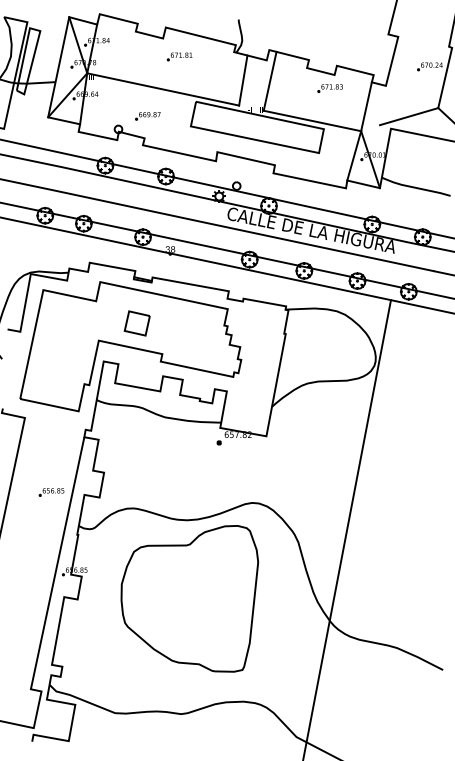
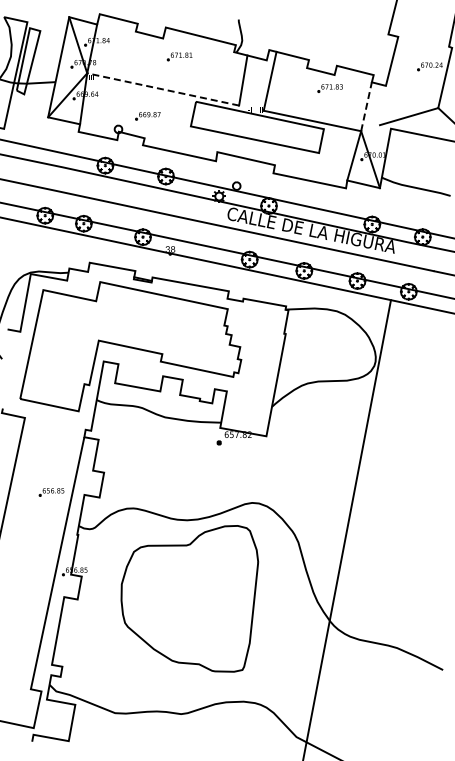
line: solid -> dashed (163, 89)
line: solid -> dashed (366, 106)
part: present -> none (136, 323)
